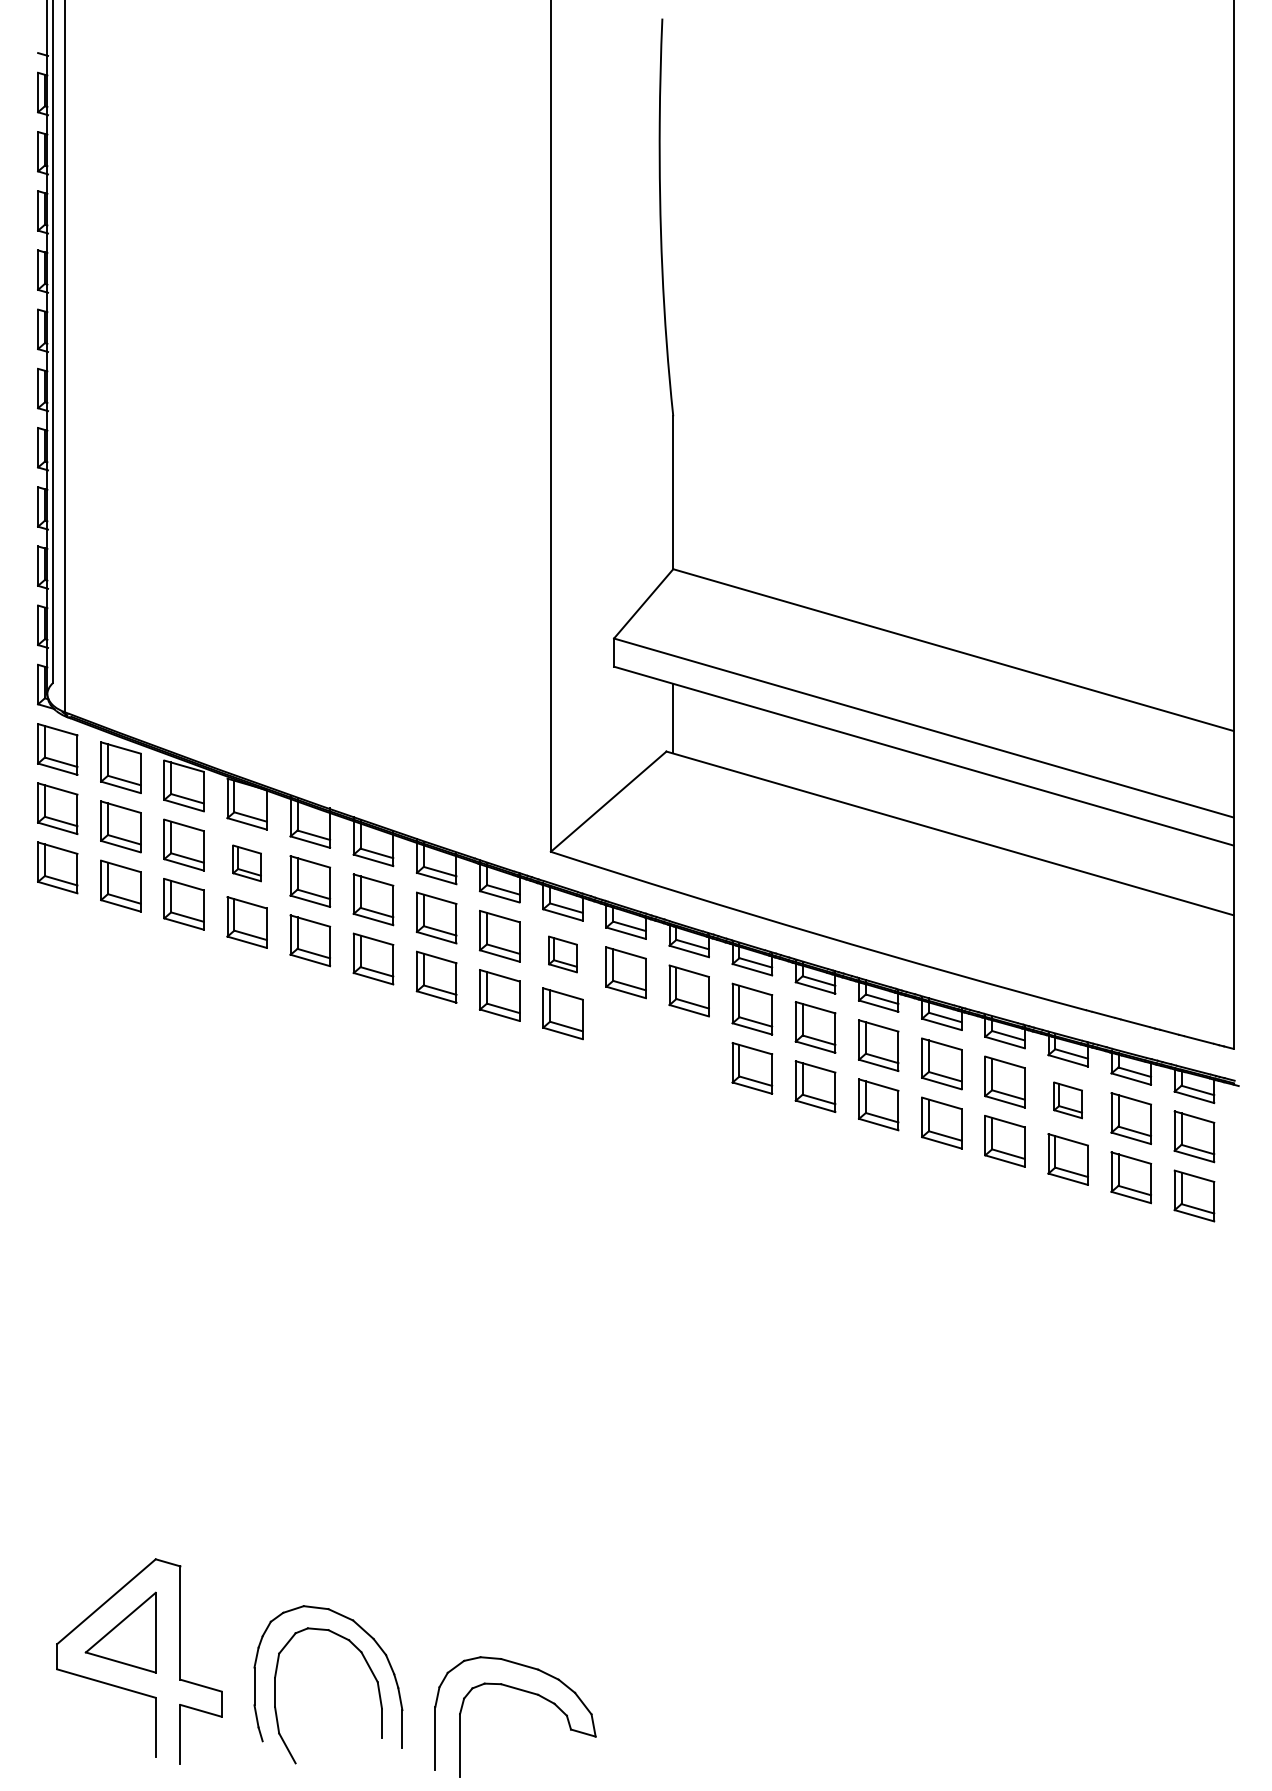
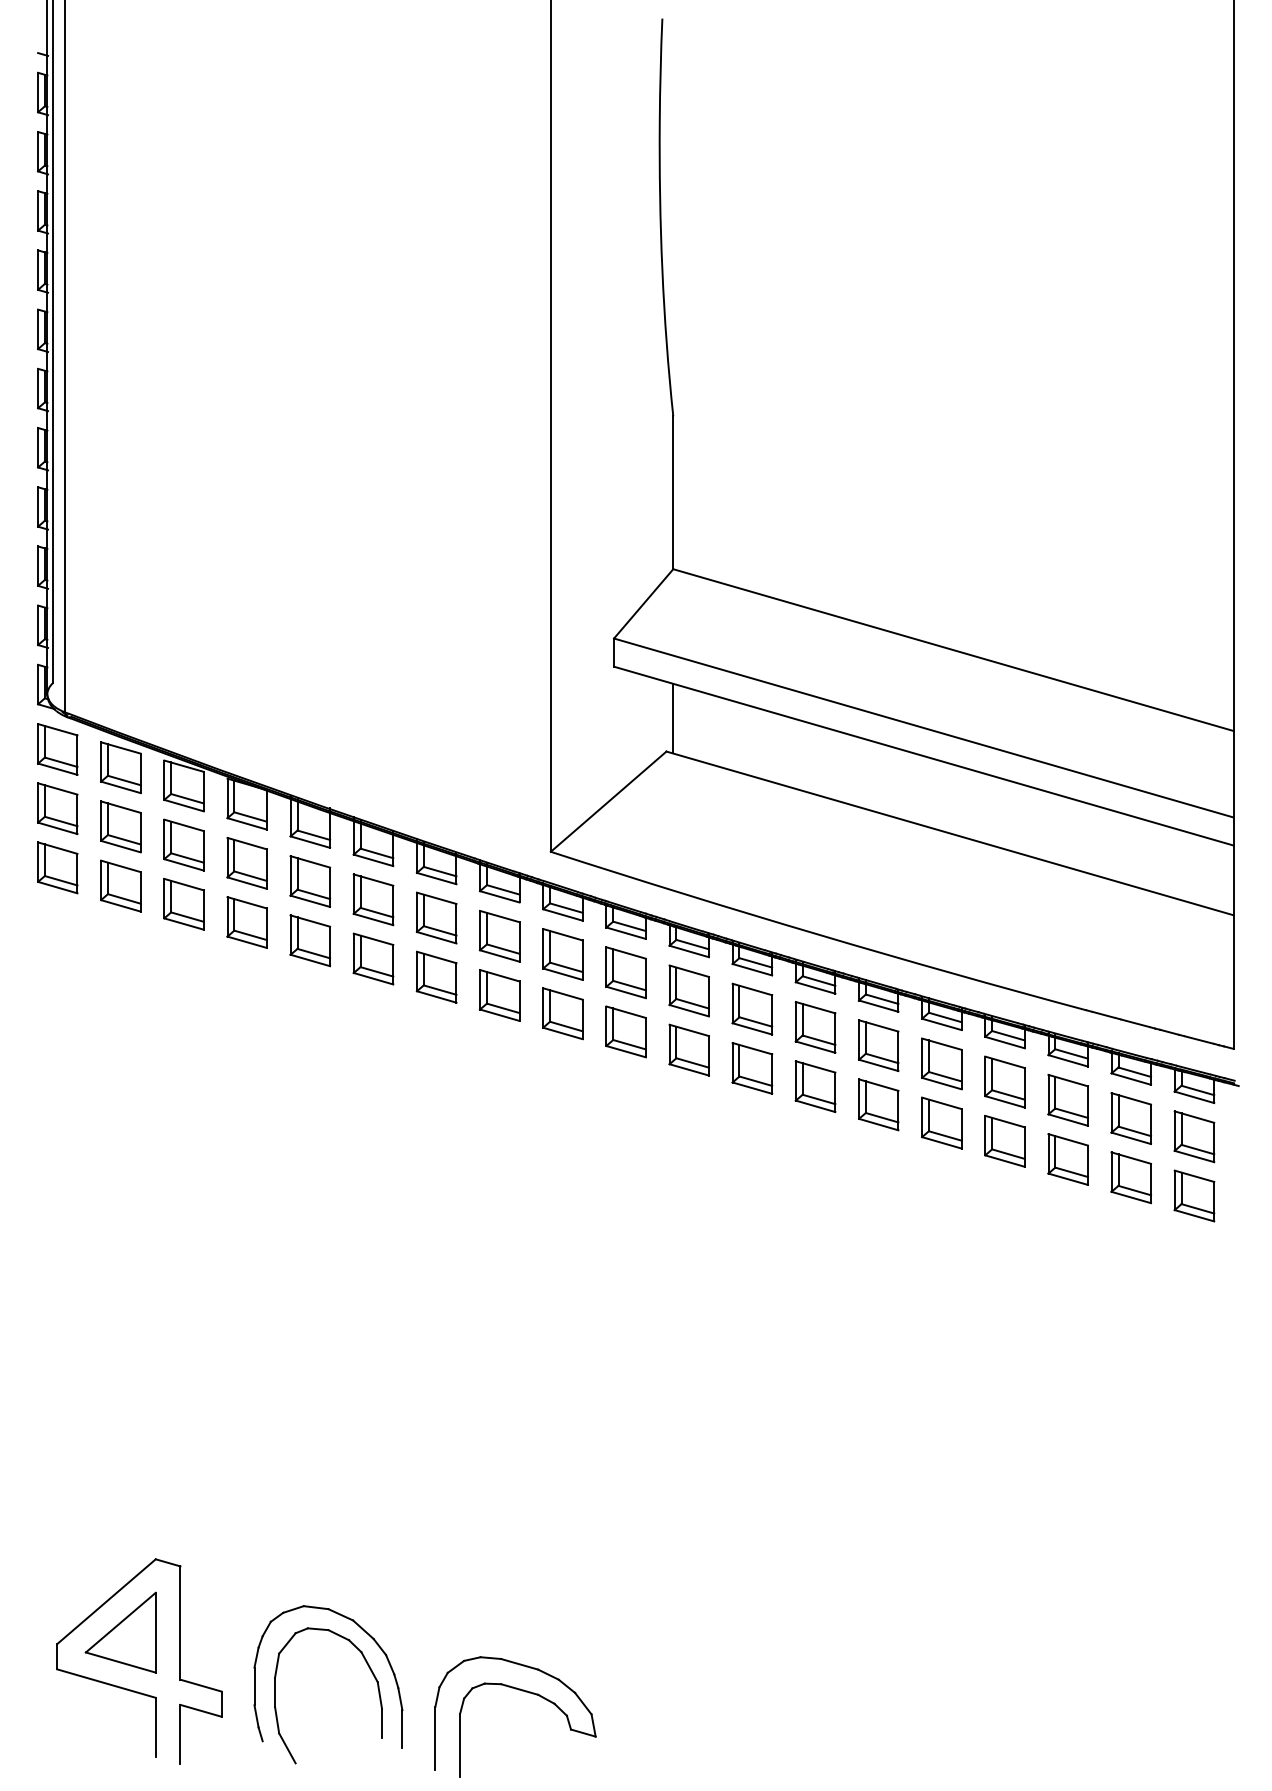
part size: 30x39 px -> 42x53 px (246, 863)
part size: 30x39 px -> 42x53 px (562, 954)
part: none -> present (625, 1031)
part: none -> present (688, 1049)
part size: 30x39 px -> 42x53 px (1067, 1100)
